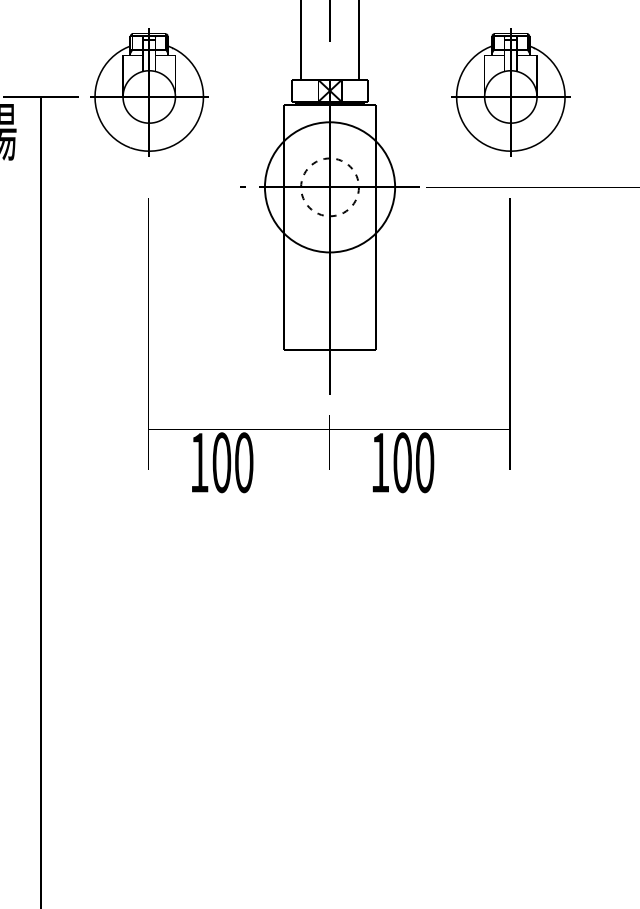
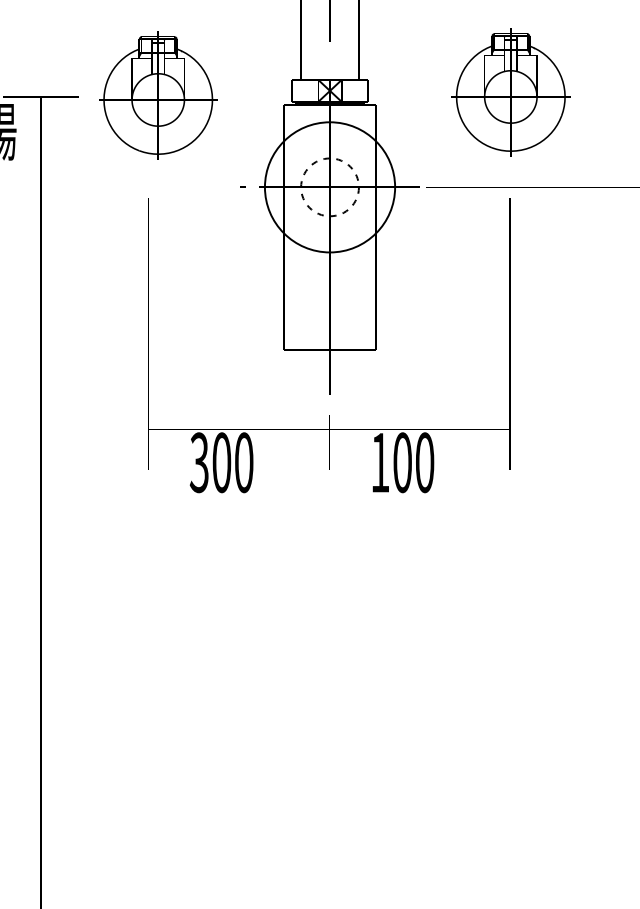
part position: (149, 92) -> (158, 95) (158, 95)
text: 100 -> 300 (198, 462)
